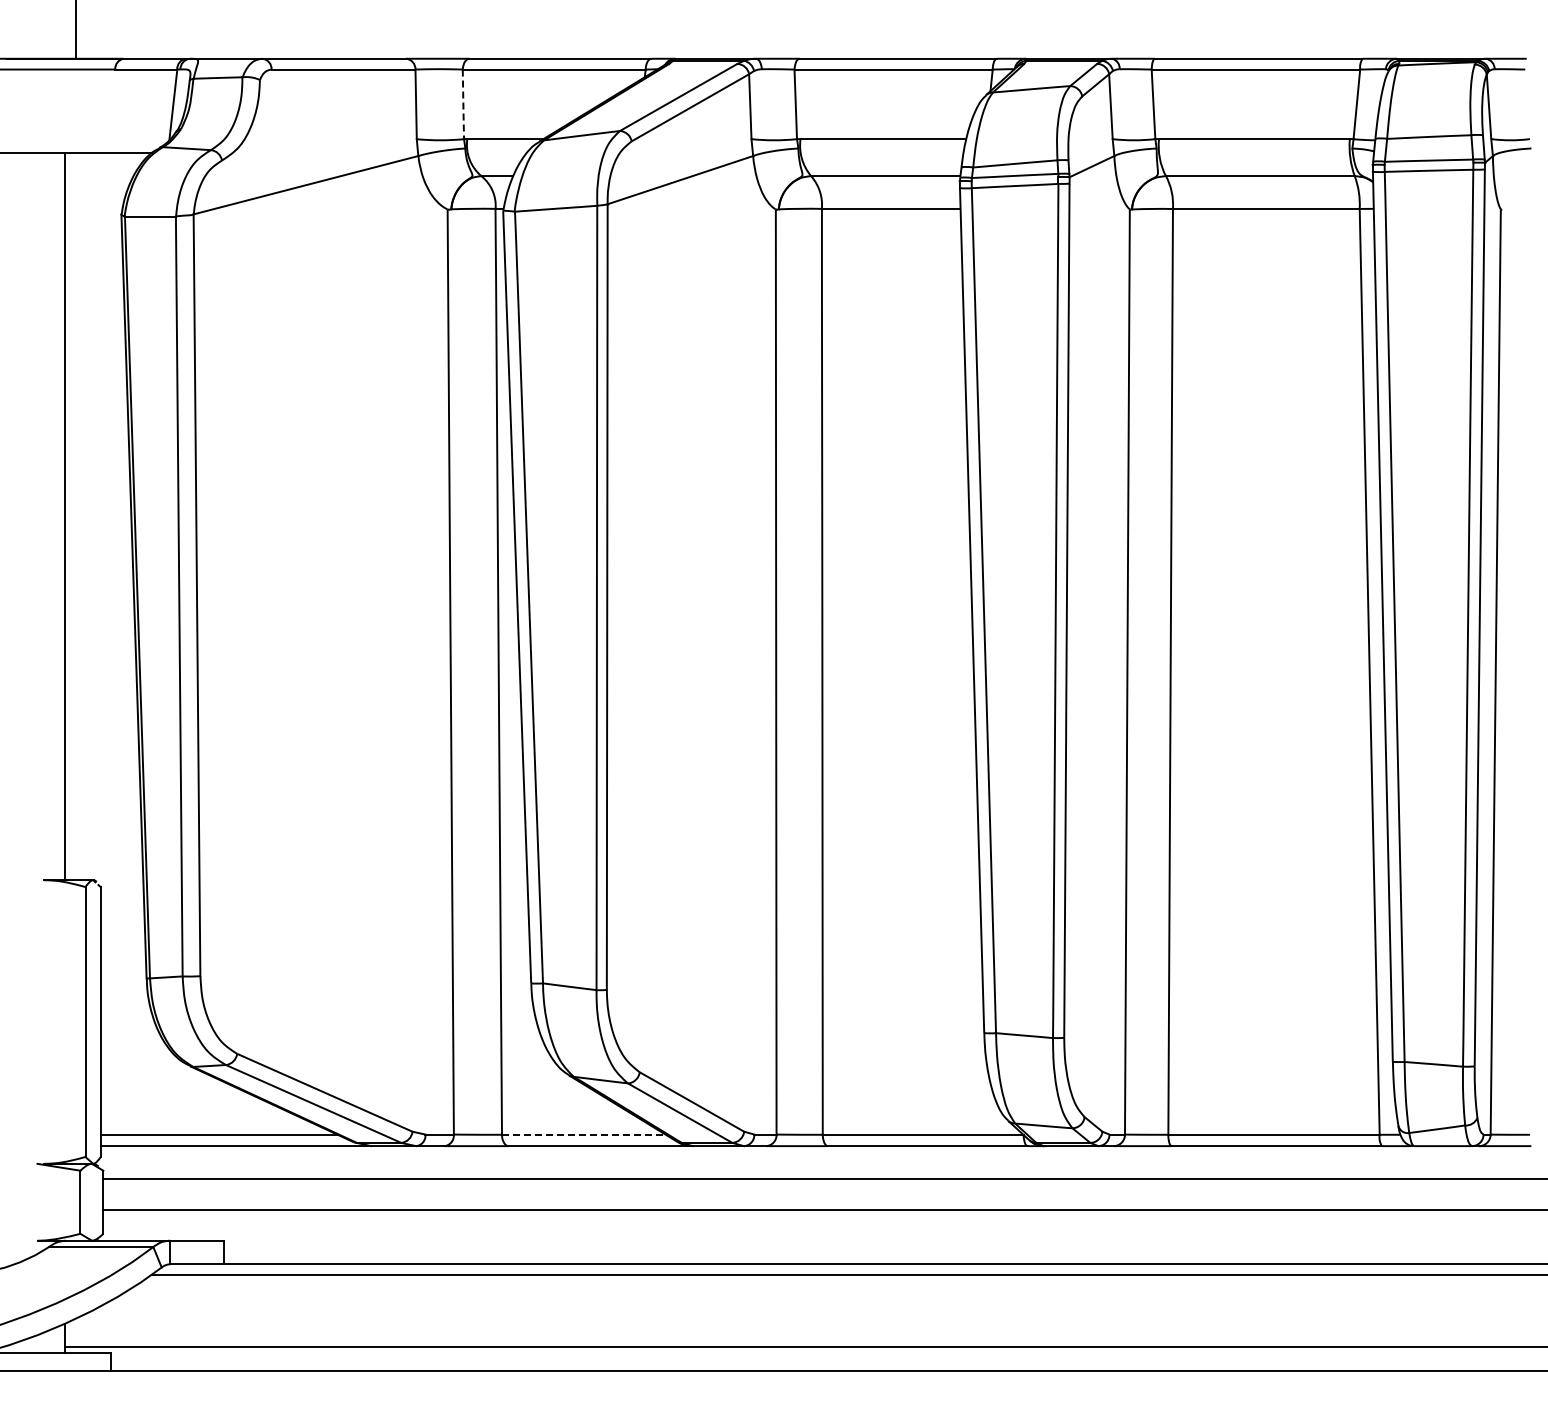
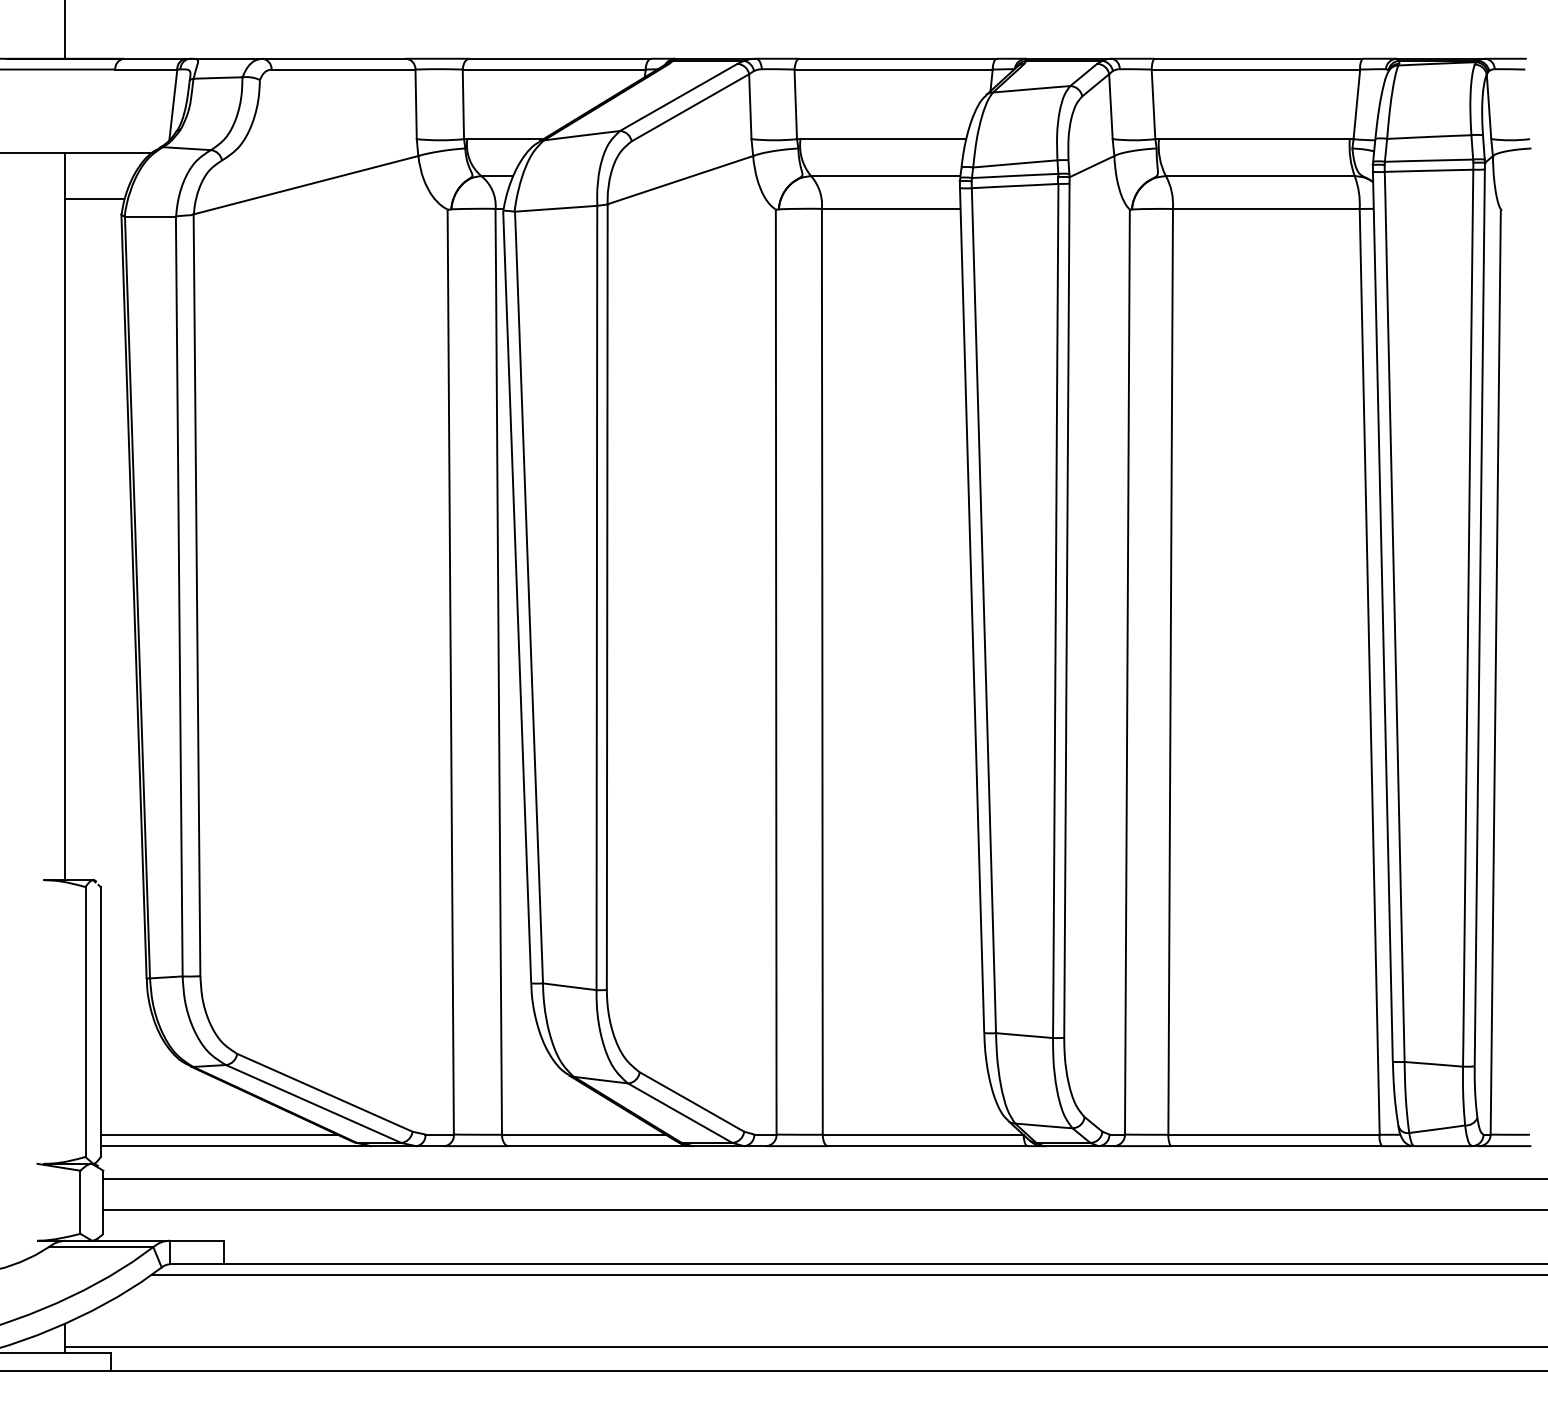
line position: (75, 30) -> (64, 30) (64, 30)
line: dashed -> solid (463, 105)
line: none -> present (93, 198)
line: dashed -> solid (583, 1134)
